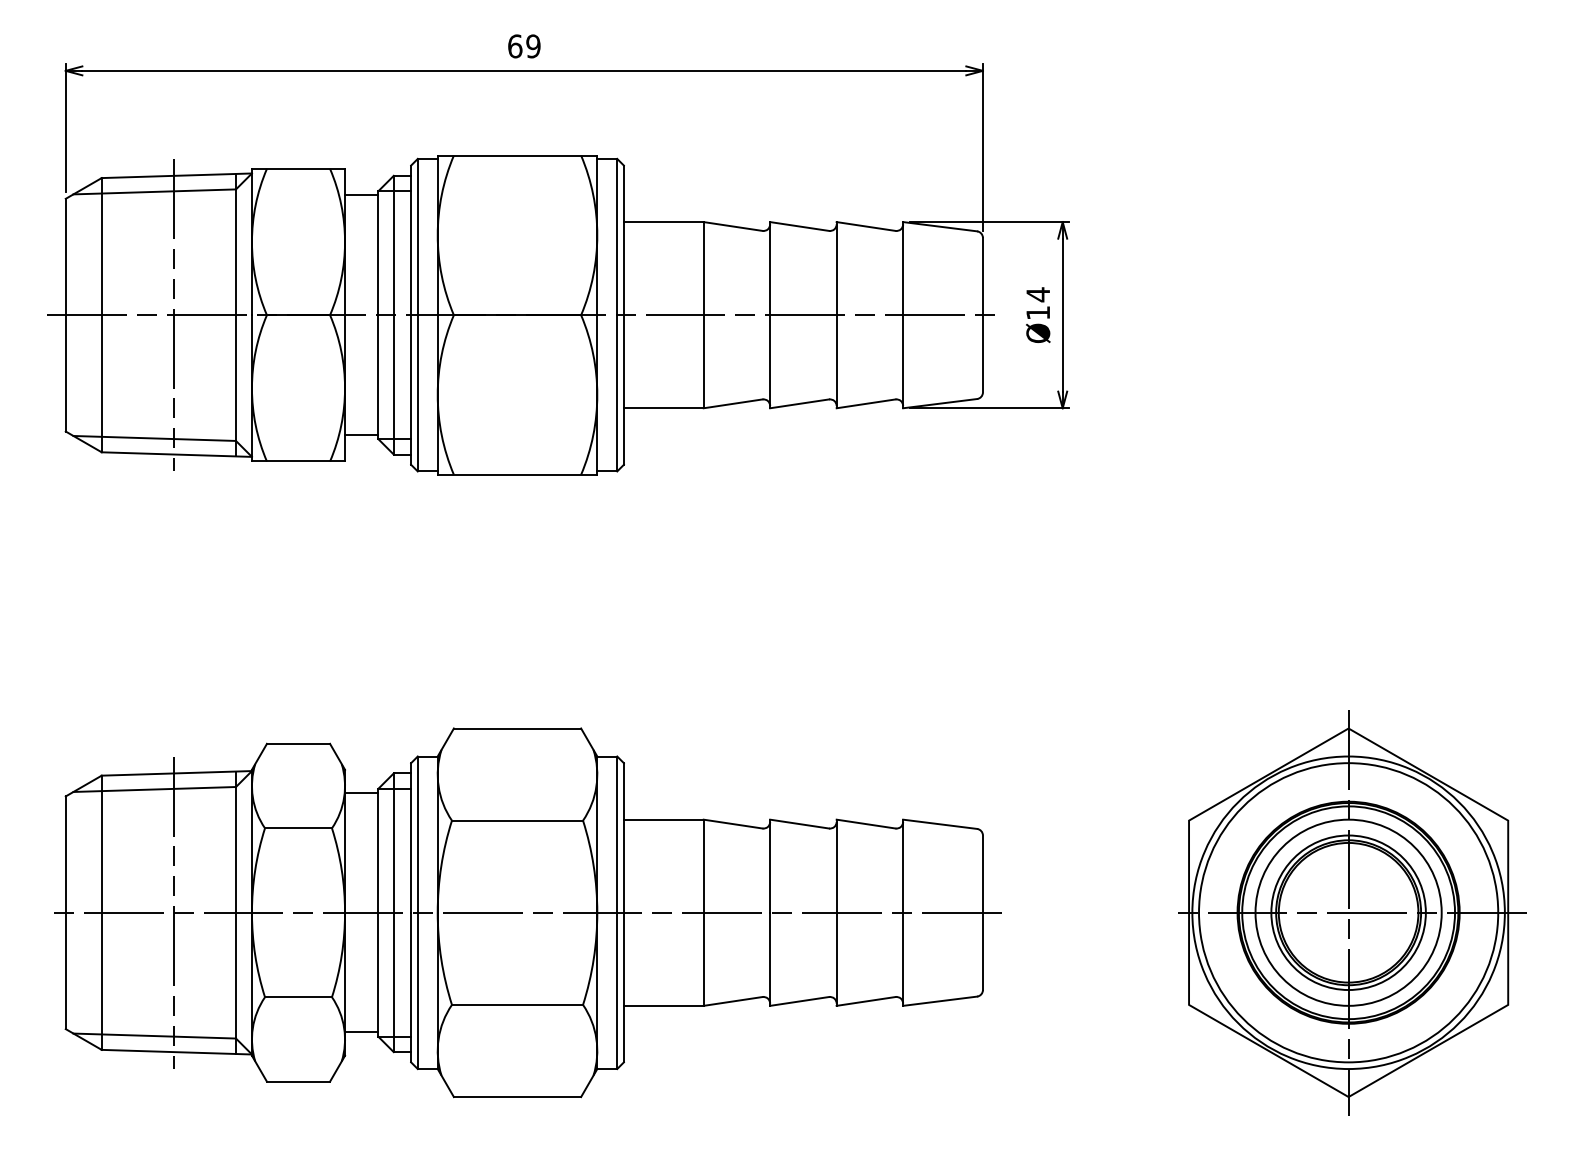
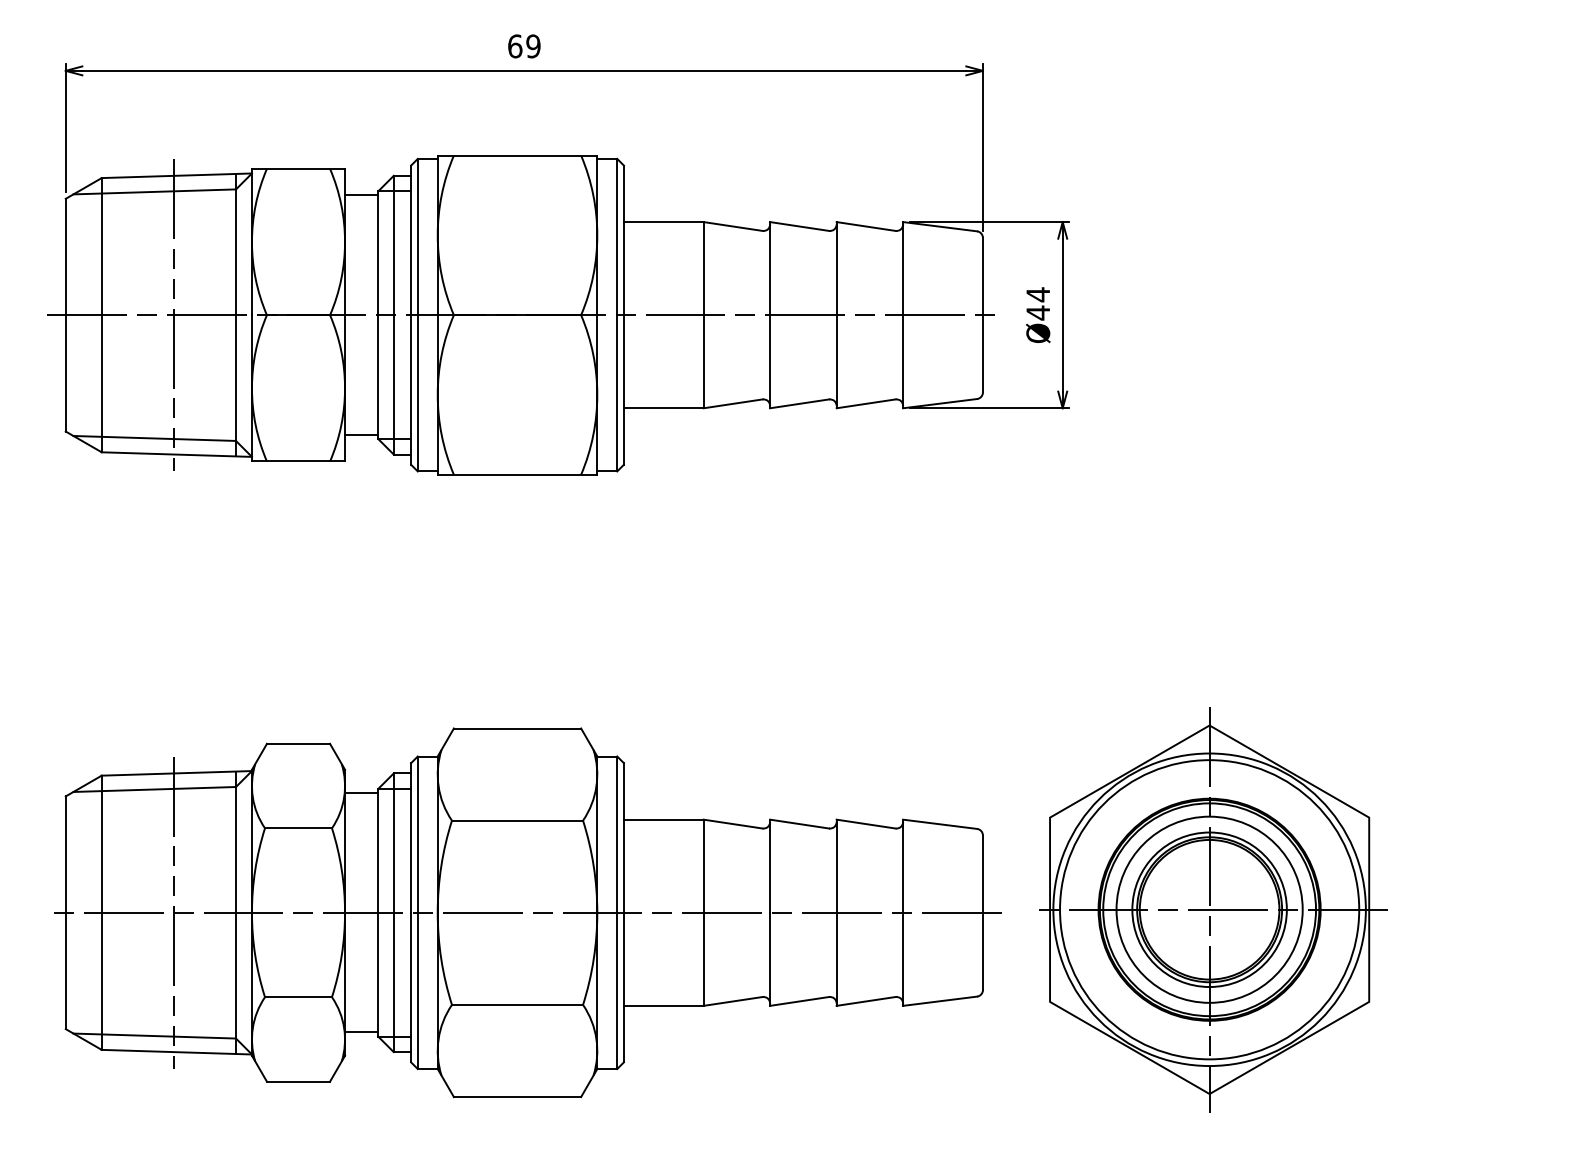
text: Ø14 -> Ø44 (1037, 312)
part position: (1352, 912) -> (1213, 909) (1213, 909)
